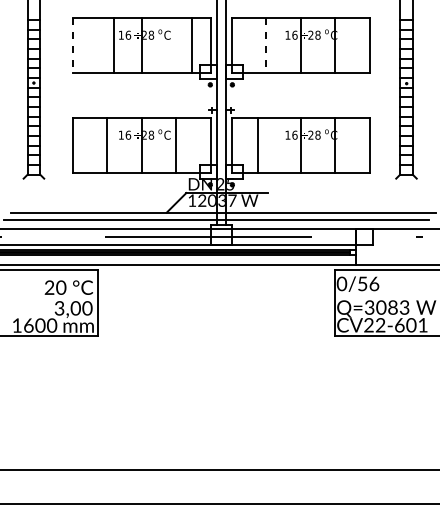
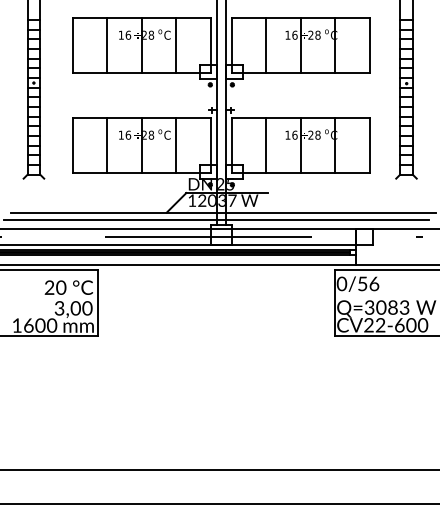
line: dashed -> solid (73, 45)
line position: (114, 45) -> (107, 45) (107, 45)
line position: (192, 45) -> (176, 45) (176, 45)
line: dashed -> solid (266, 45)
line position: (258, 145) -> (266, 145) (266, 145)
text: CV22-601 -> CV22-600 (422, 325)
